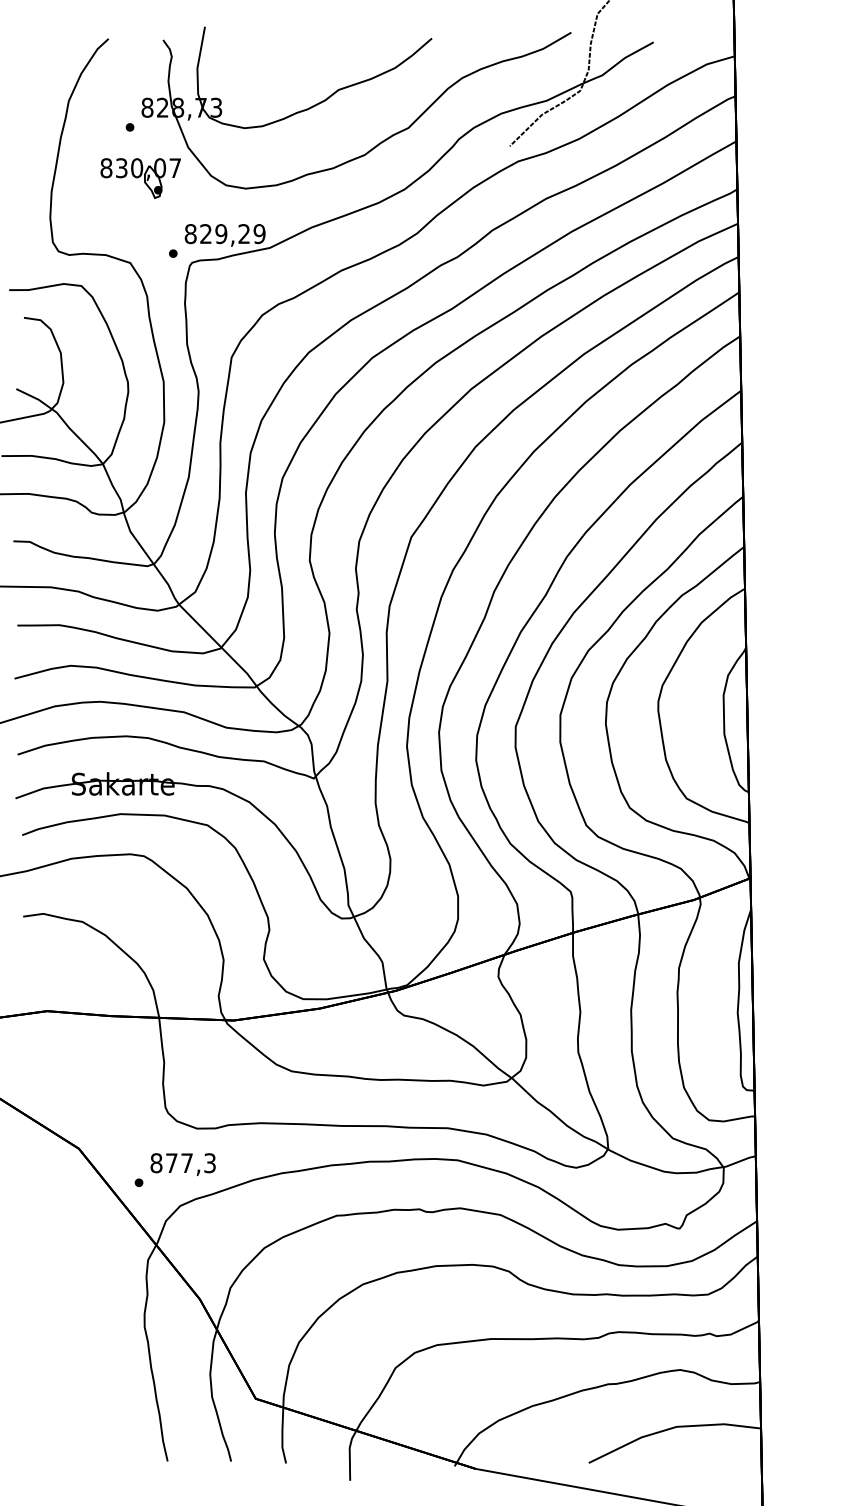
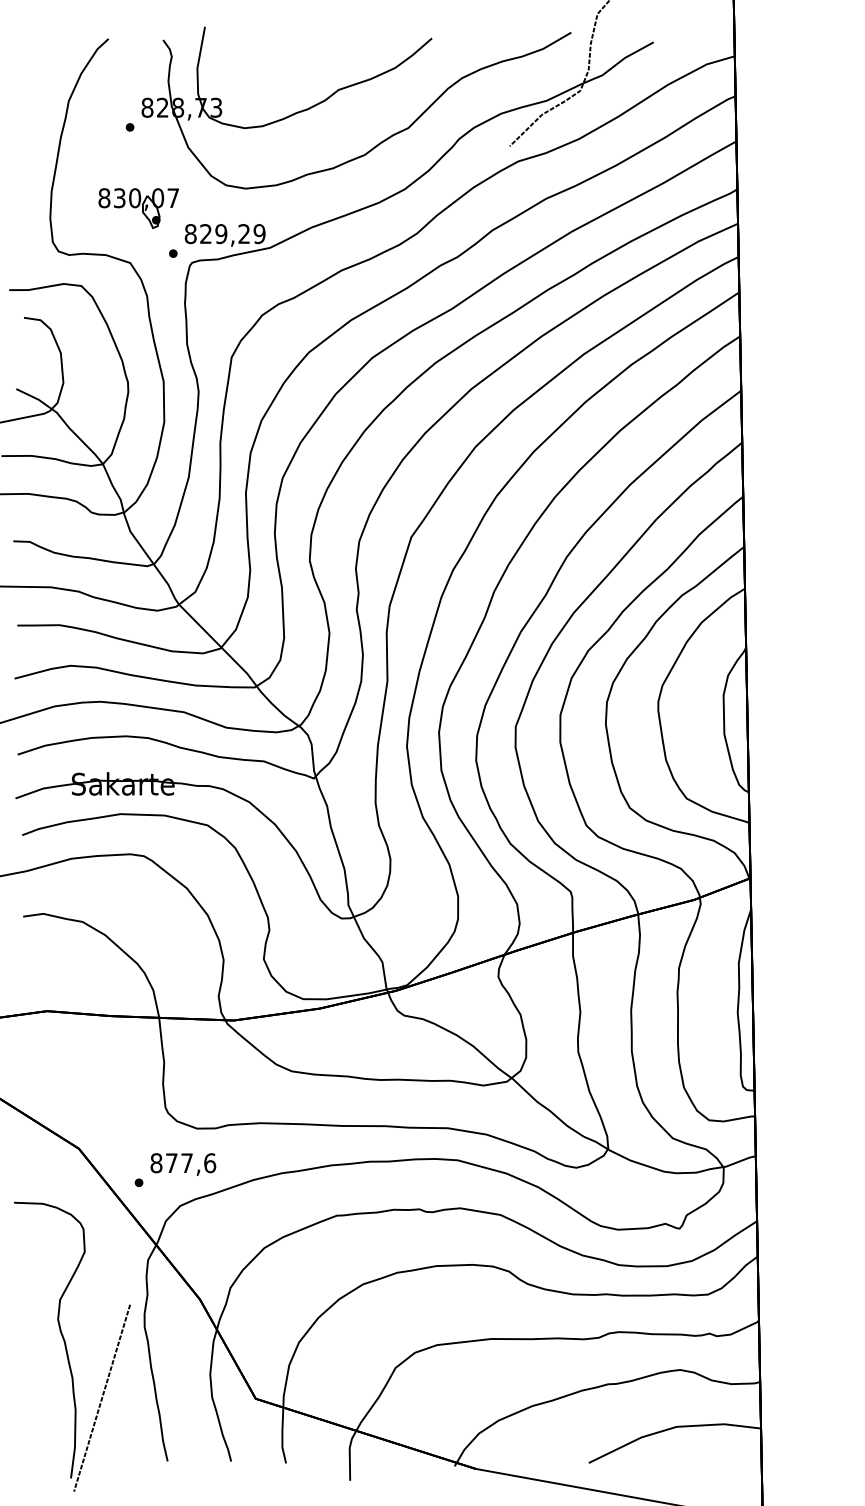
part position: (140, 178) -> (138, 208) (138, 208)
text: 877,3 -> 877,6 (210, 1163)
part: none -> present (72, 1346)
